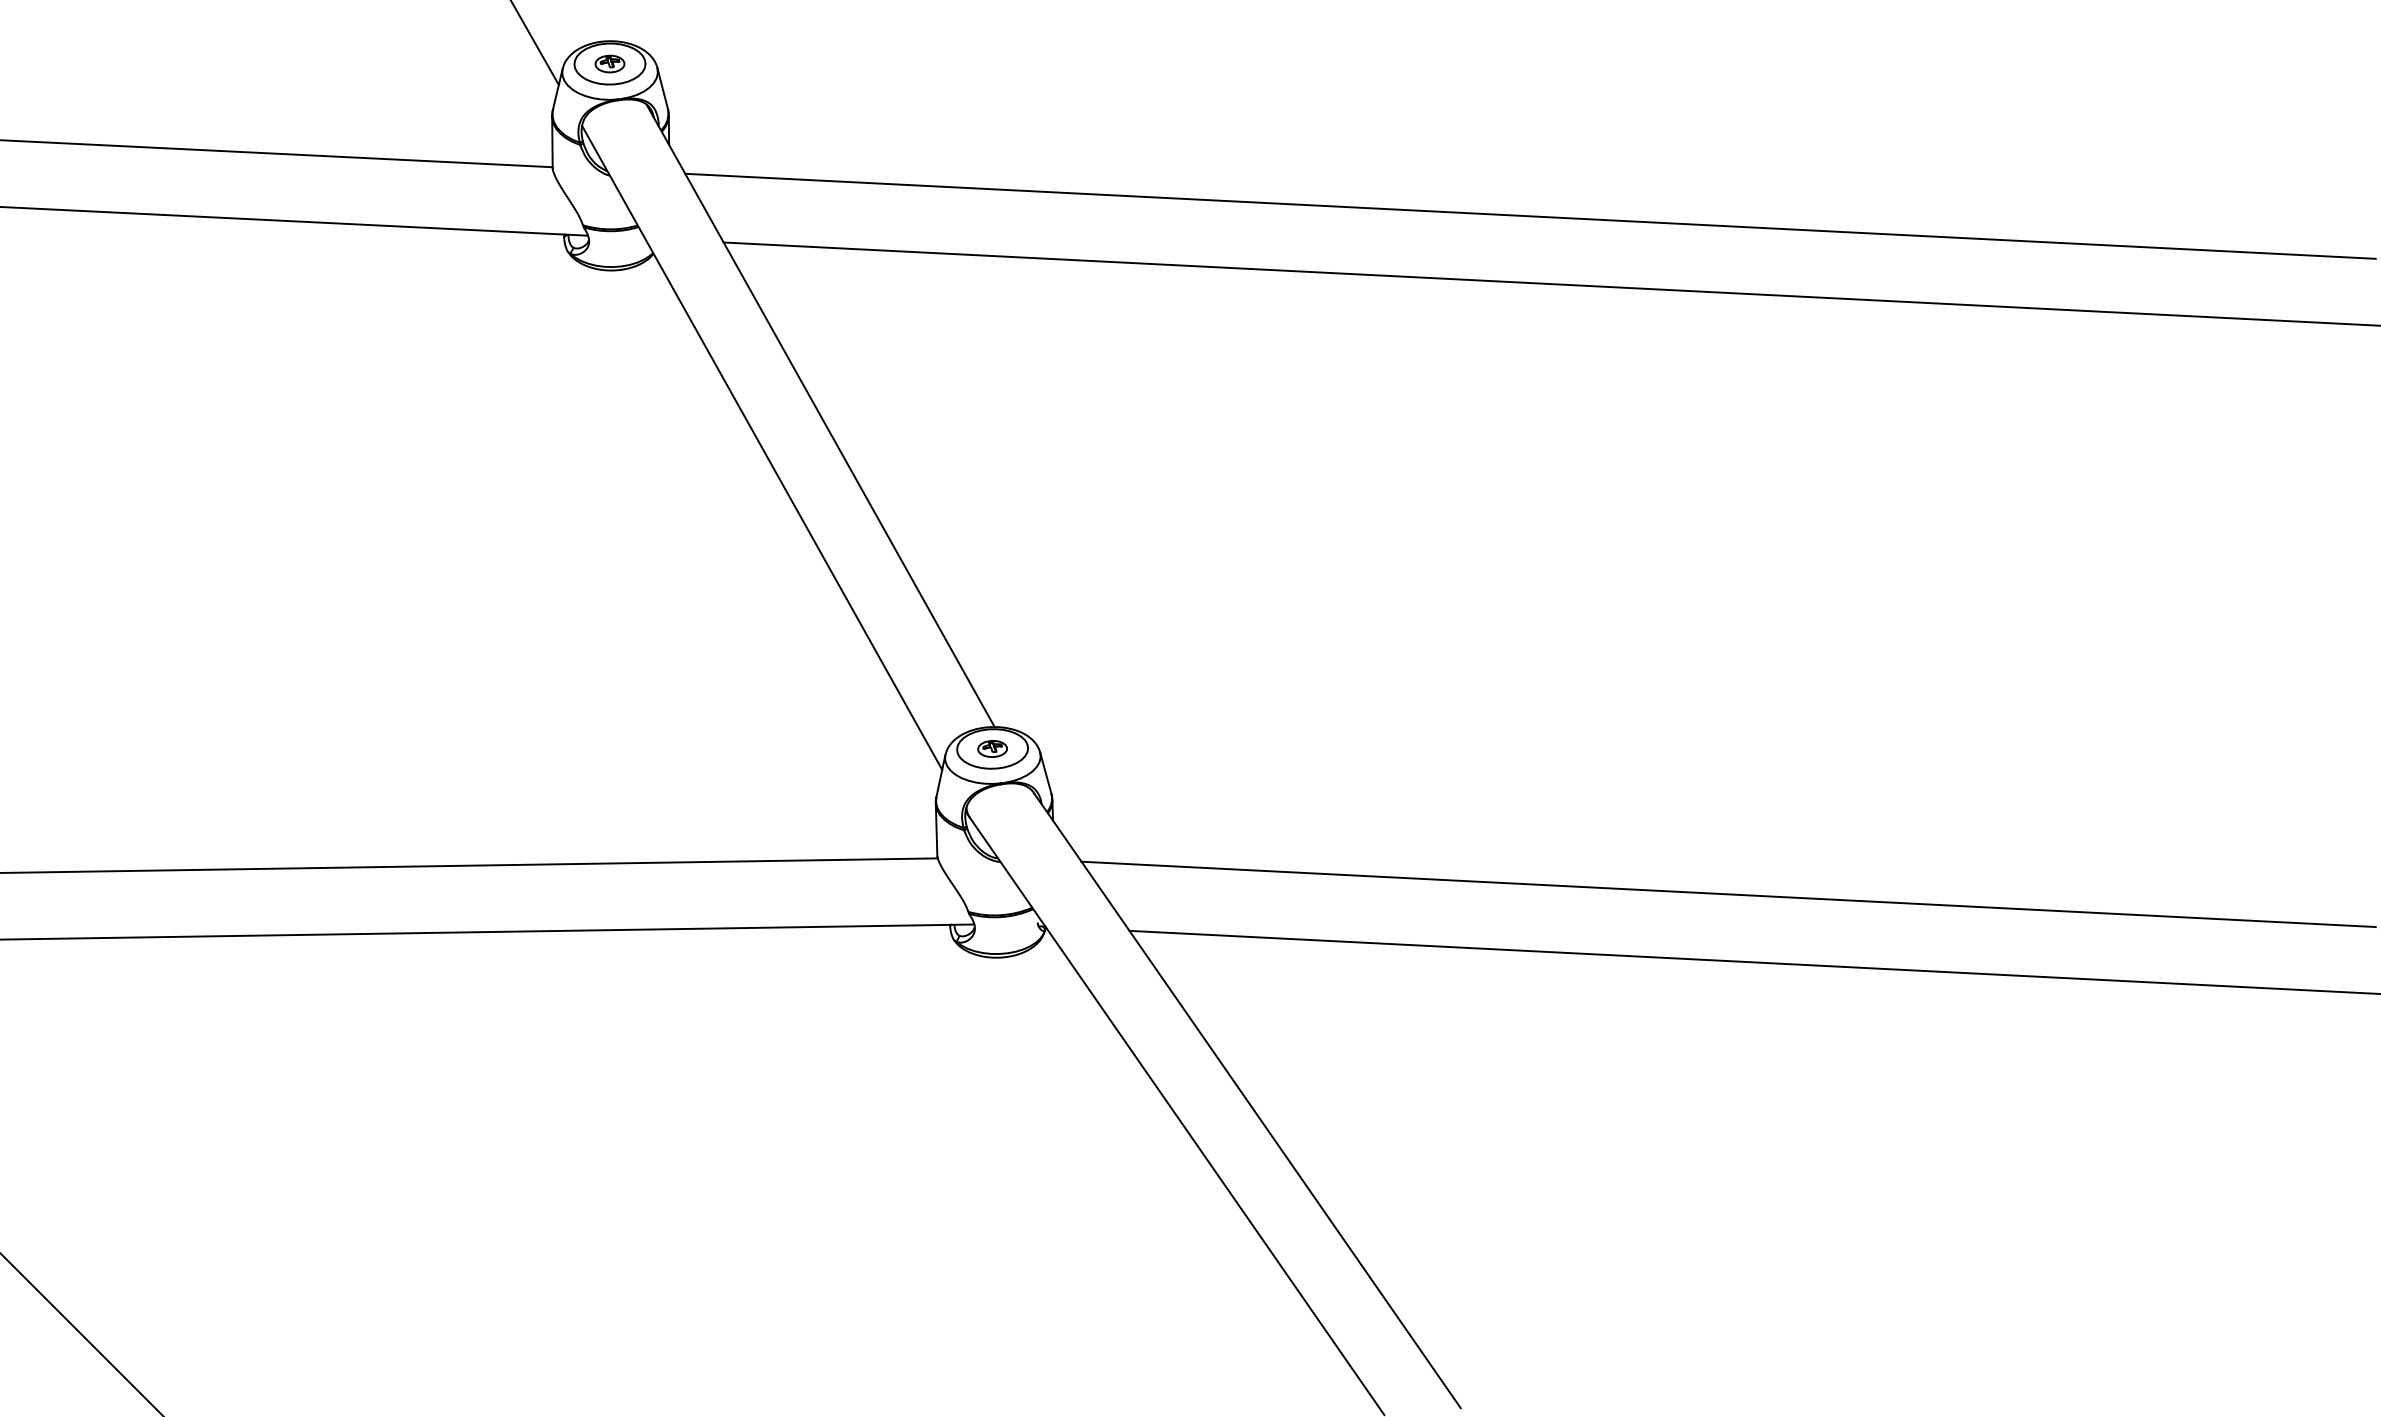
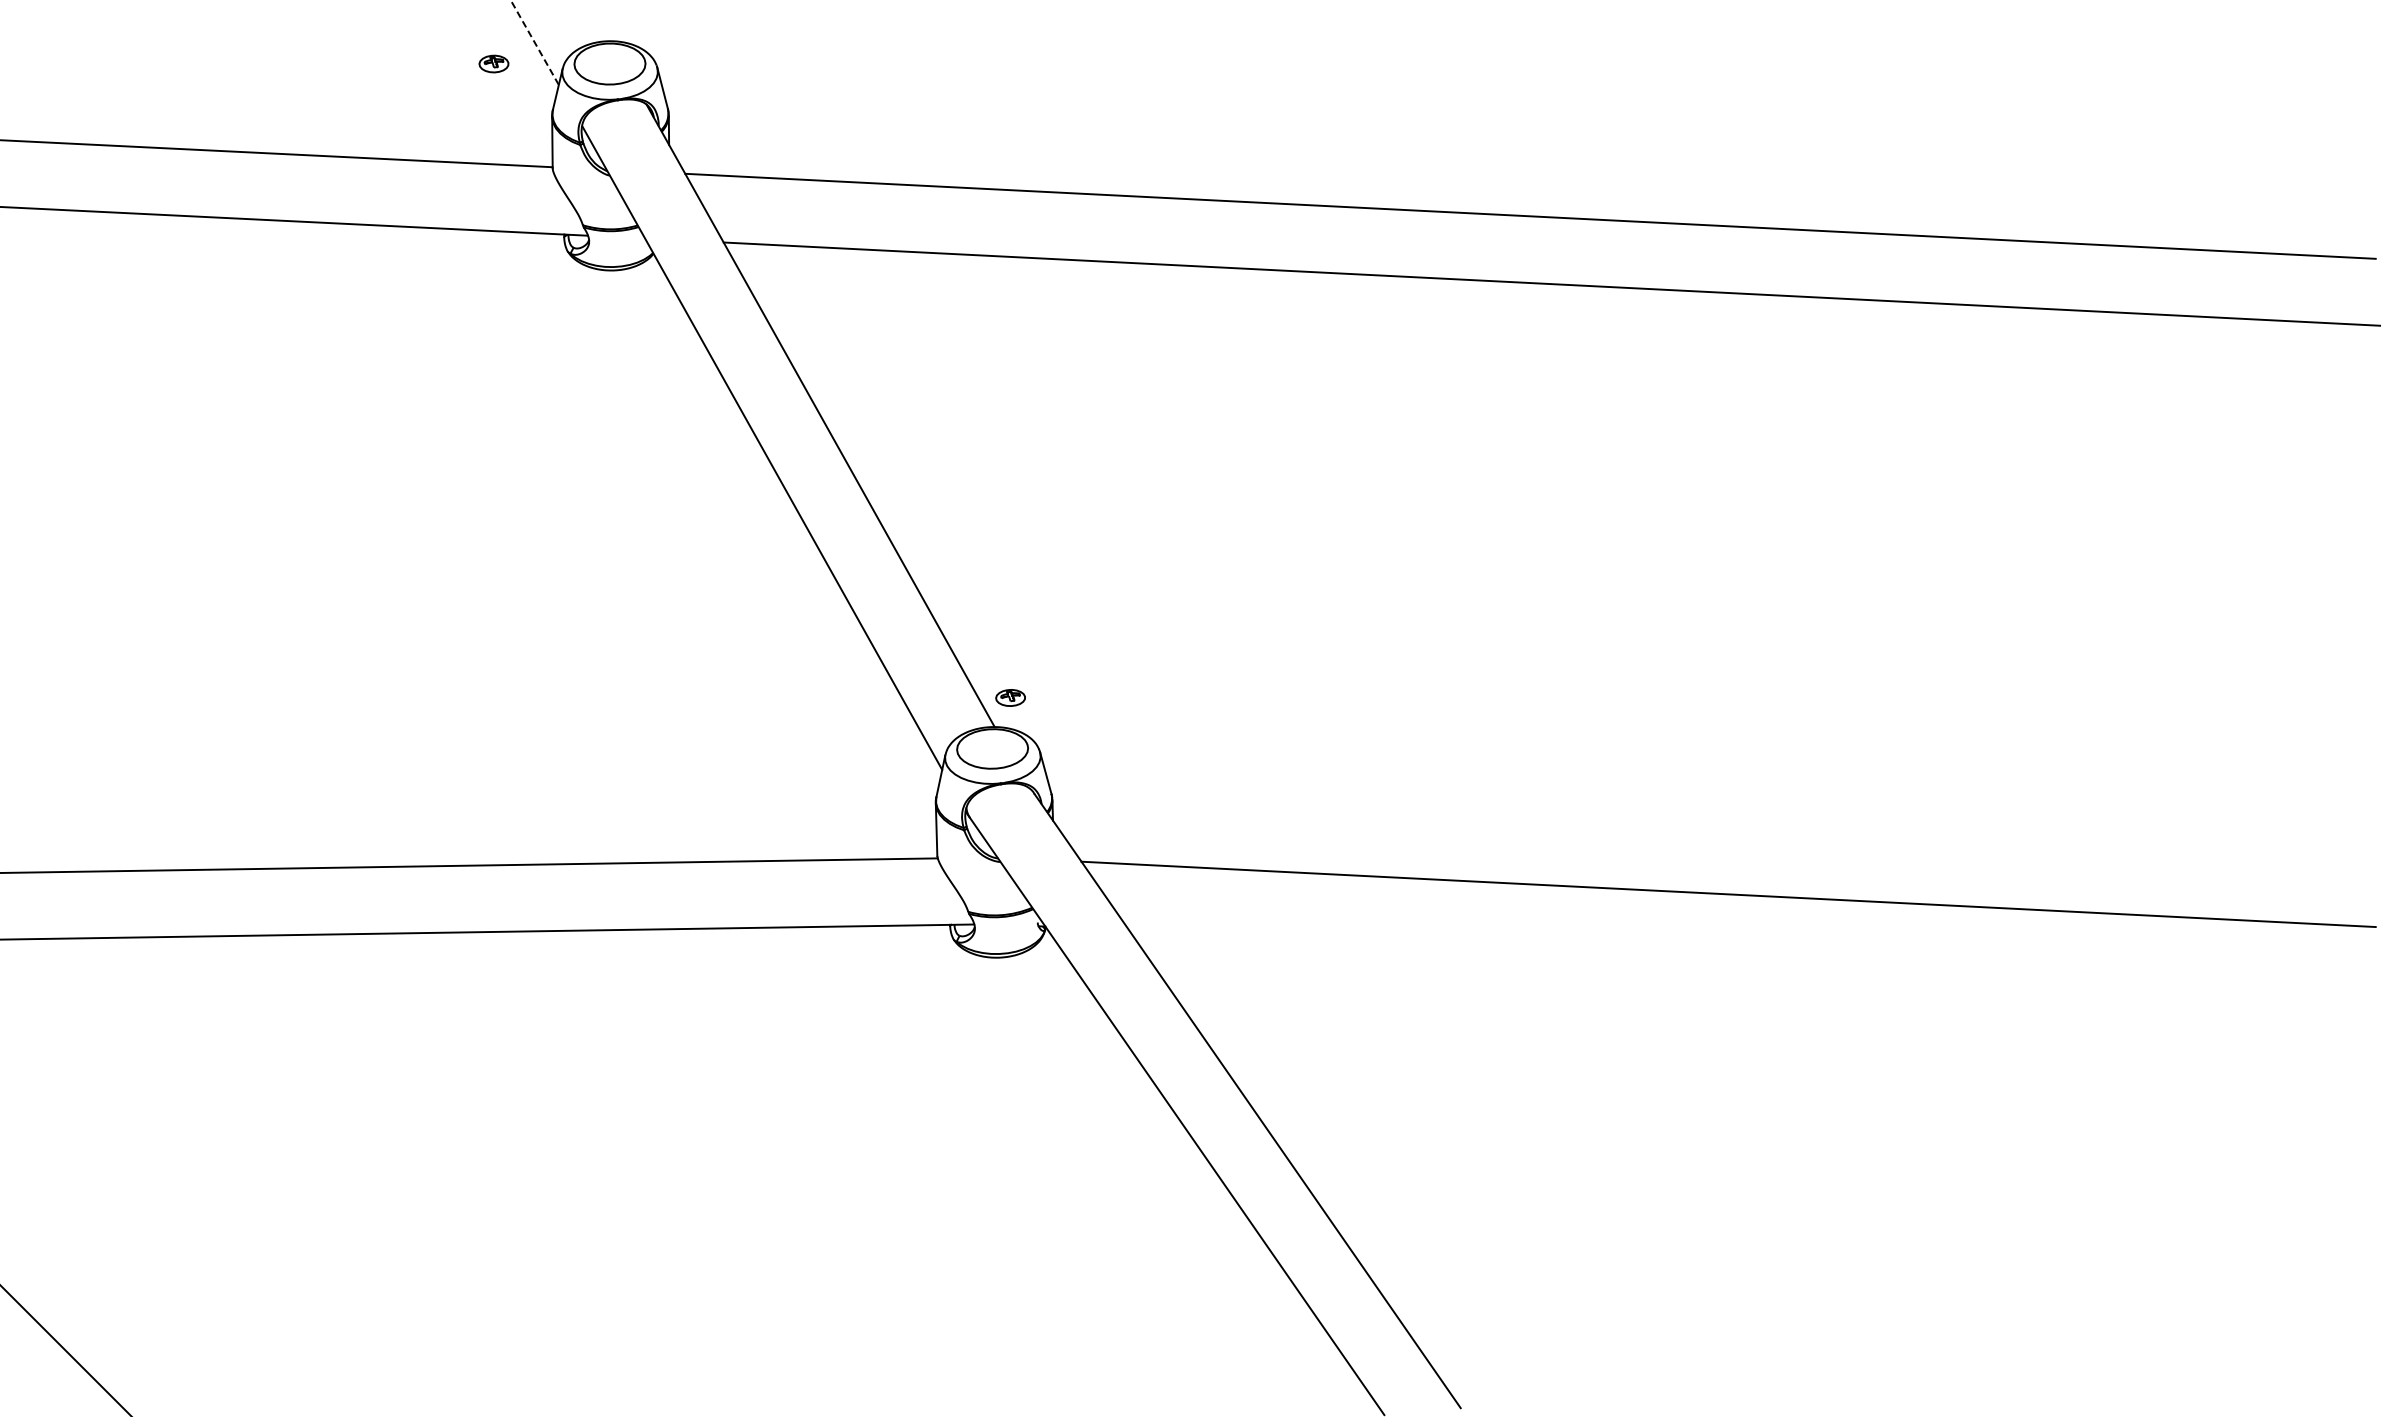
line: solid -> dashed (535, 43)
part position: (609, 63) -> (493, 63) (493, 63)
part position: (992, 748) -> (1010, 697) (1010, 697)
line: present -> none (1753, 961)
line position: (81, 1334) -> (65, 1350) (65, 1350)
